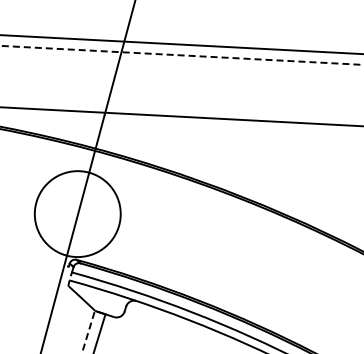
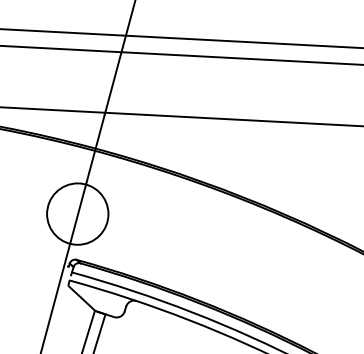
line position: (181, 44) -> (181, 38) (181, 38)
line: dashed -> solid (182, 55)
circle diameter: 86 px -> 61 px (77, 213)
line: dashed -> solid (88, 331)
